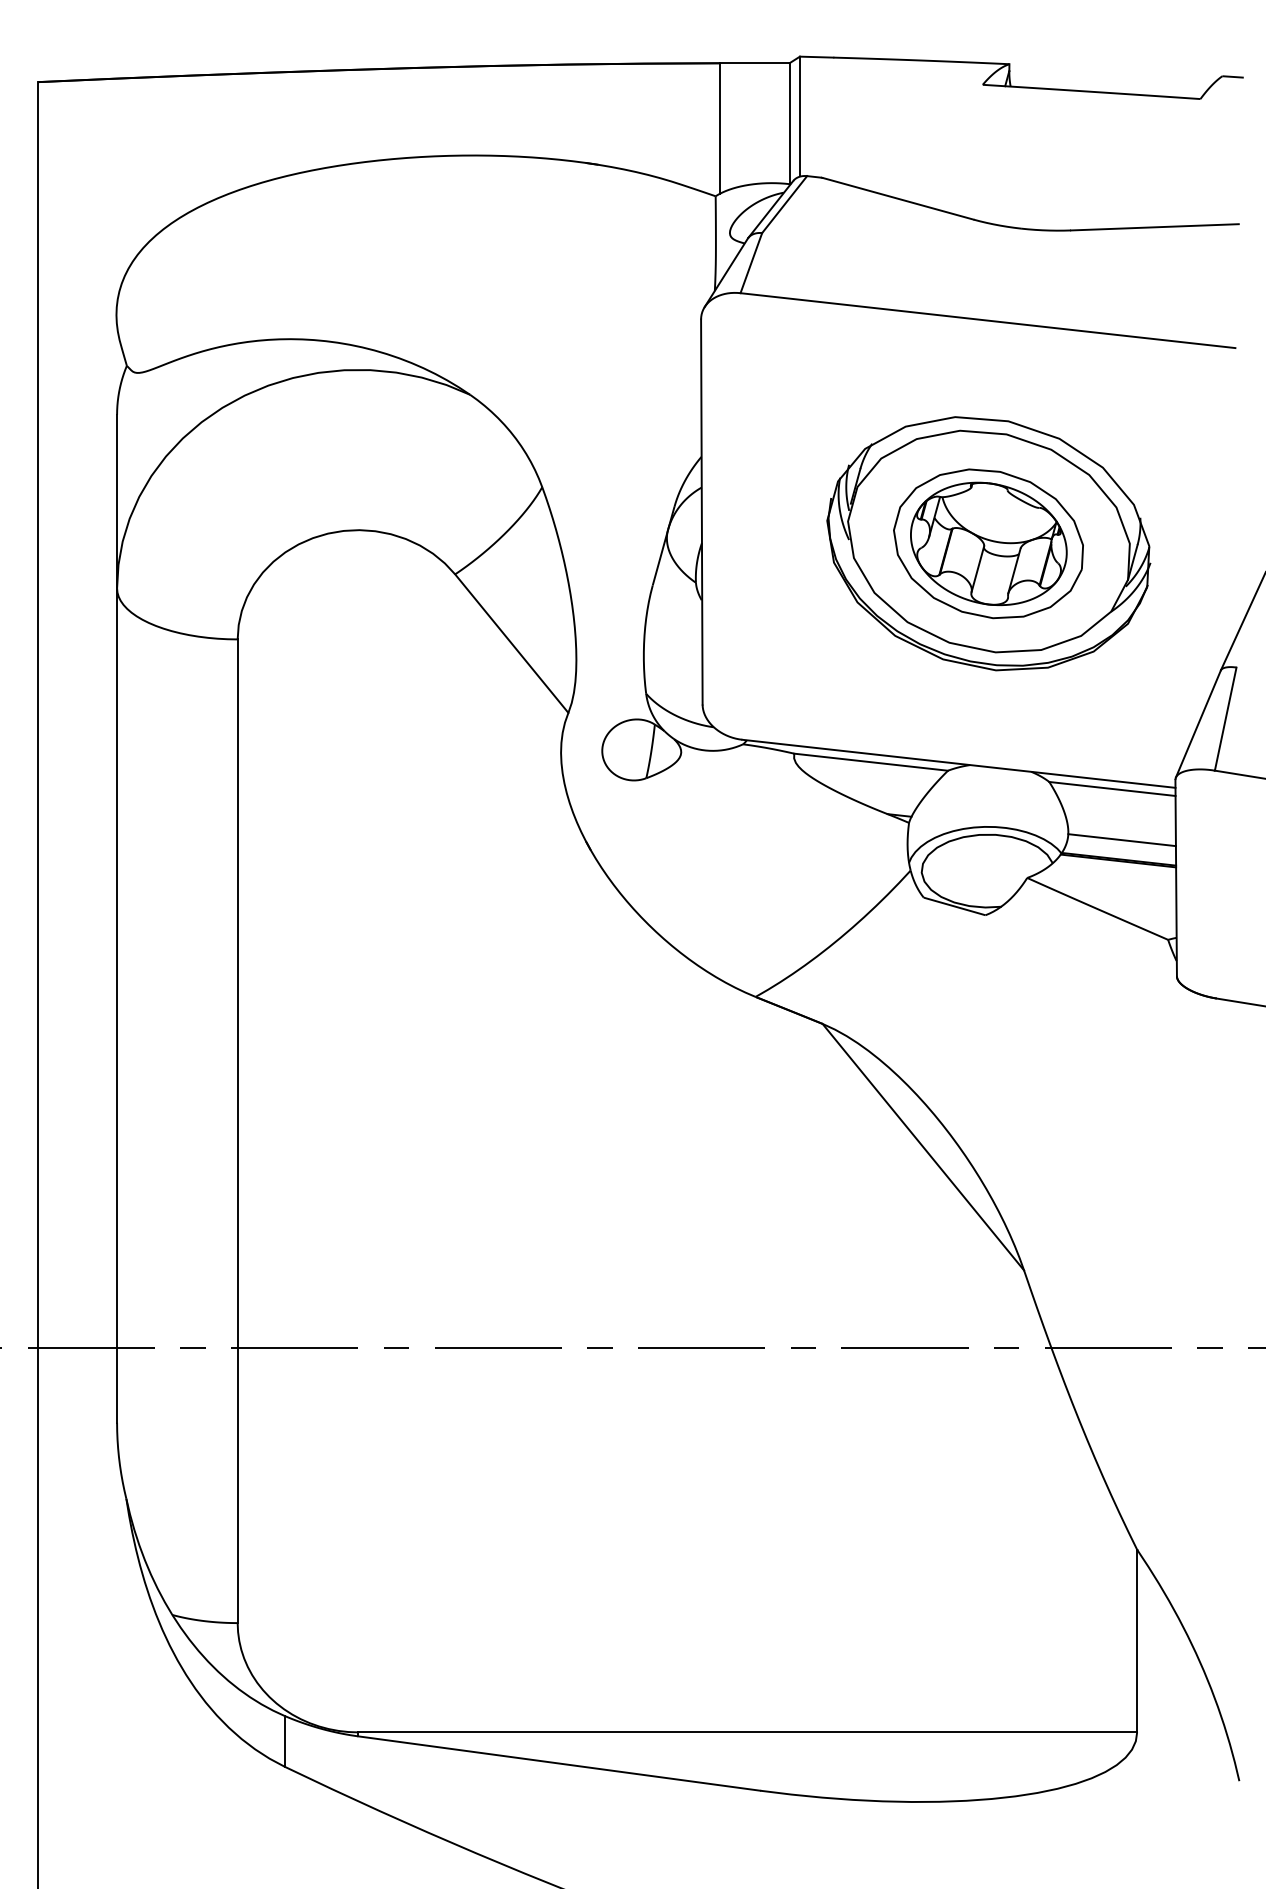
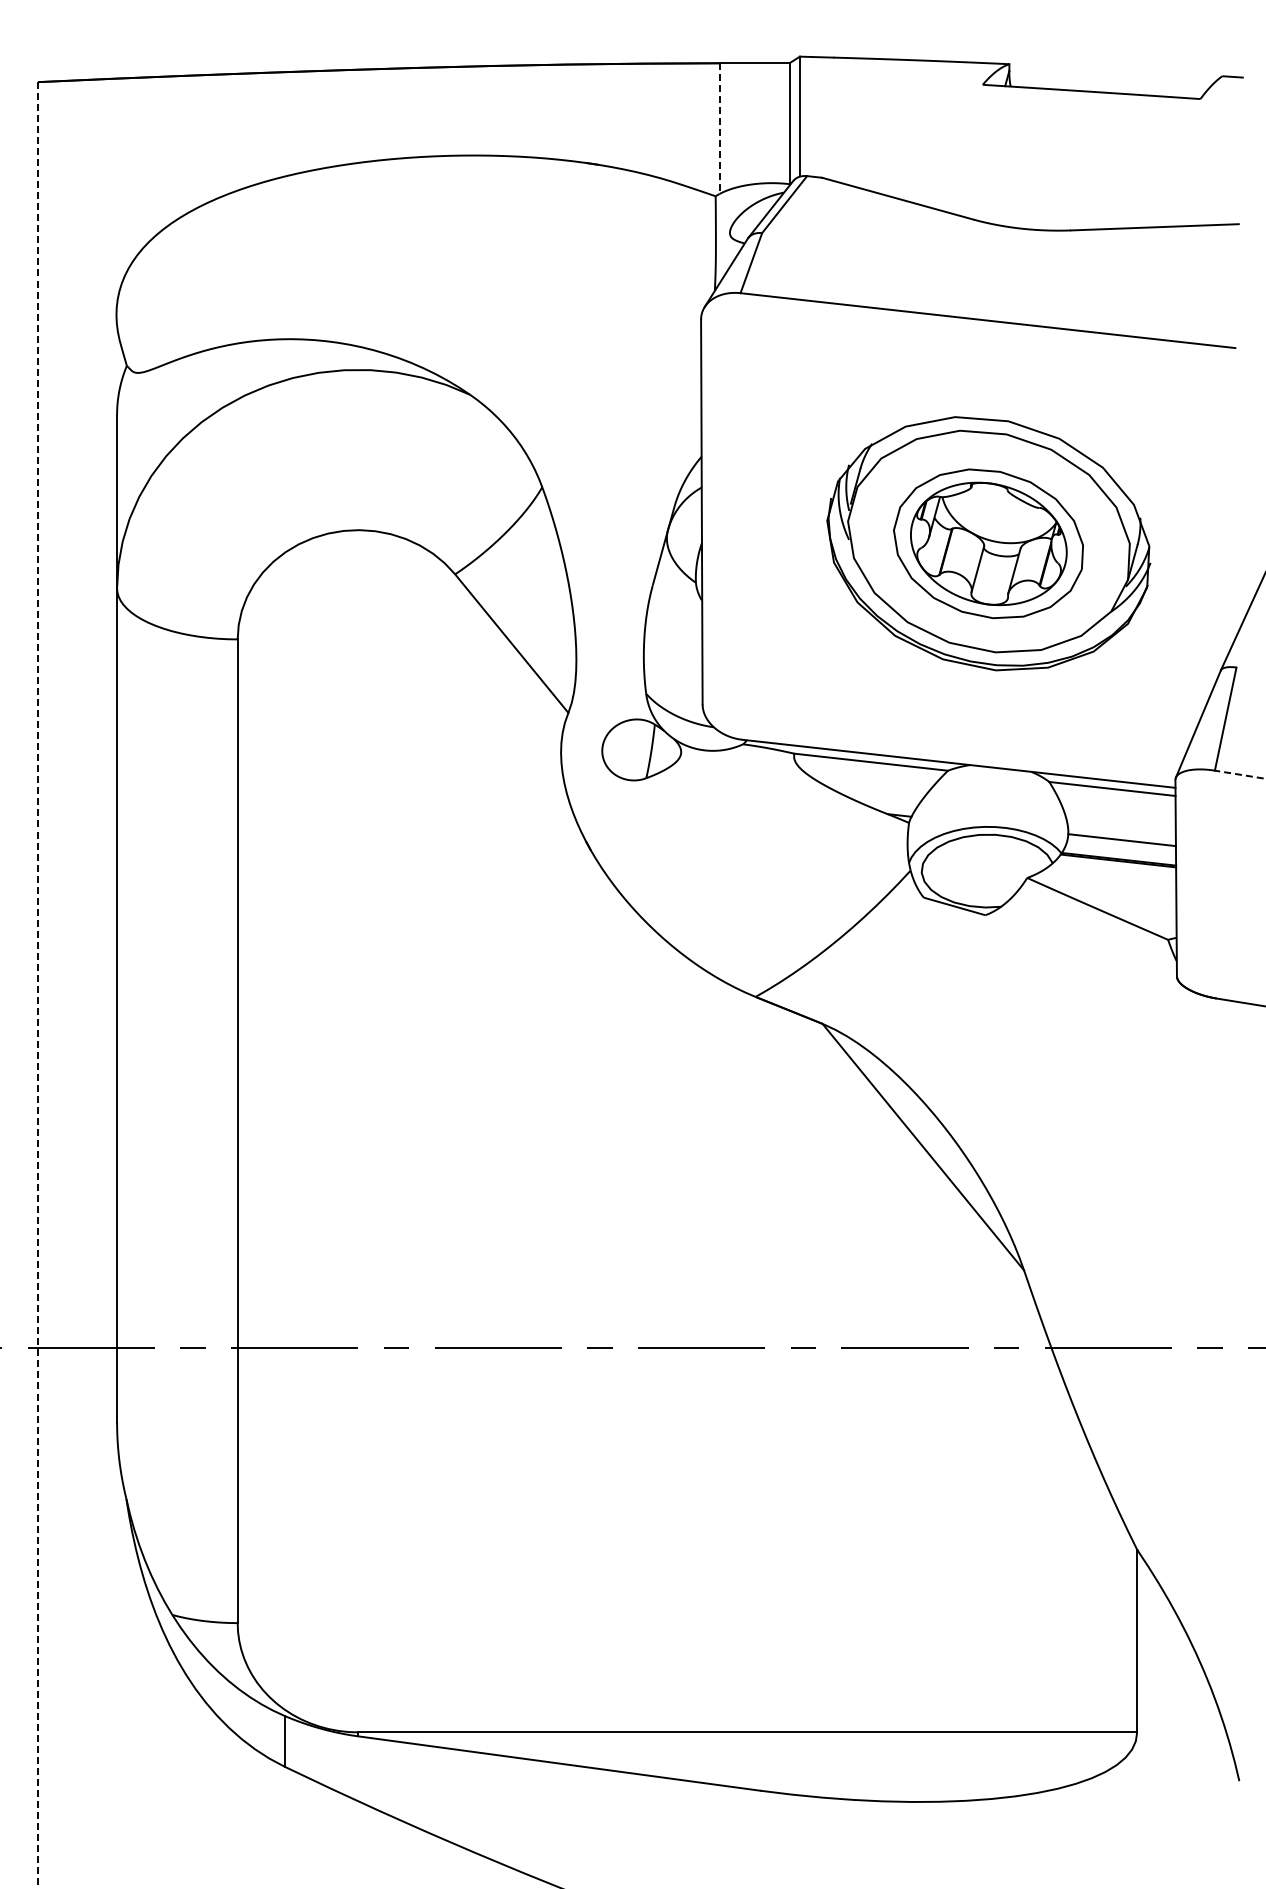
line: solid -> dashed (719, 129)
line: solid -> dashed (1239, 774)
line: solid -> dashed (38, 986)
